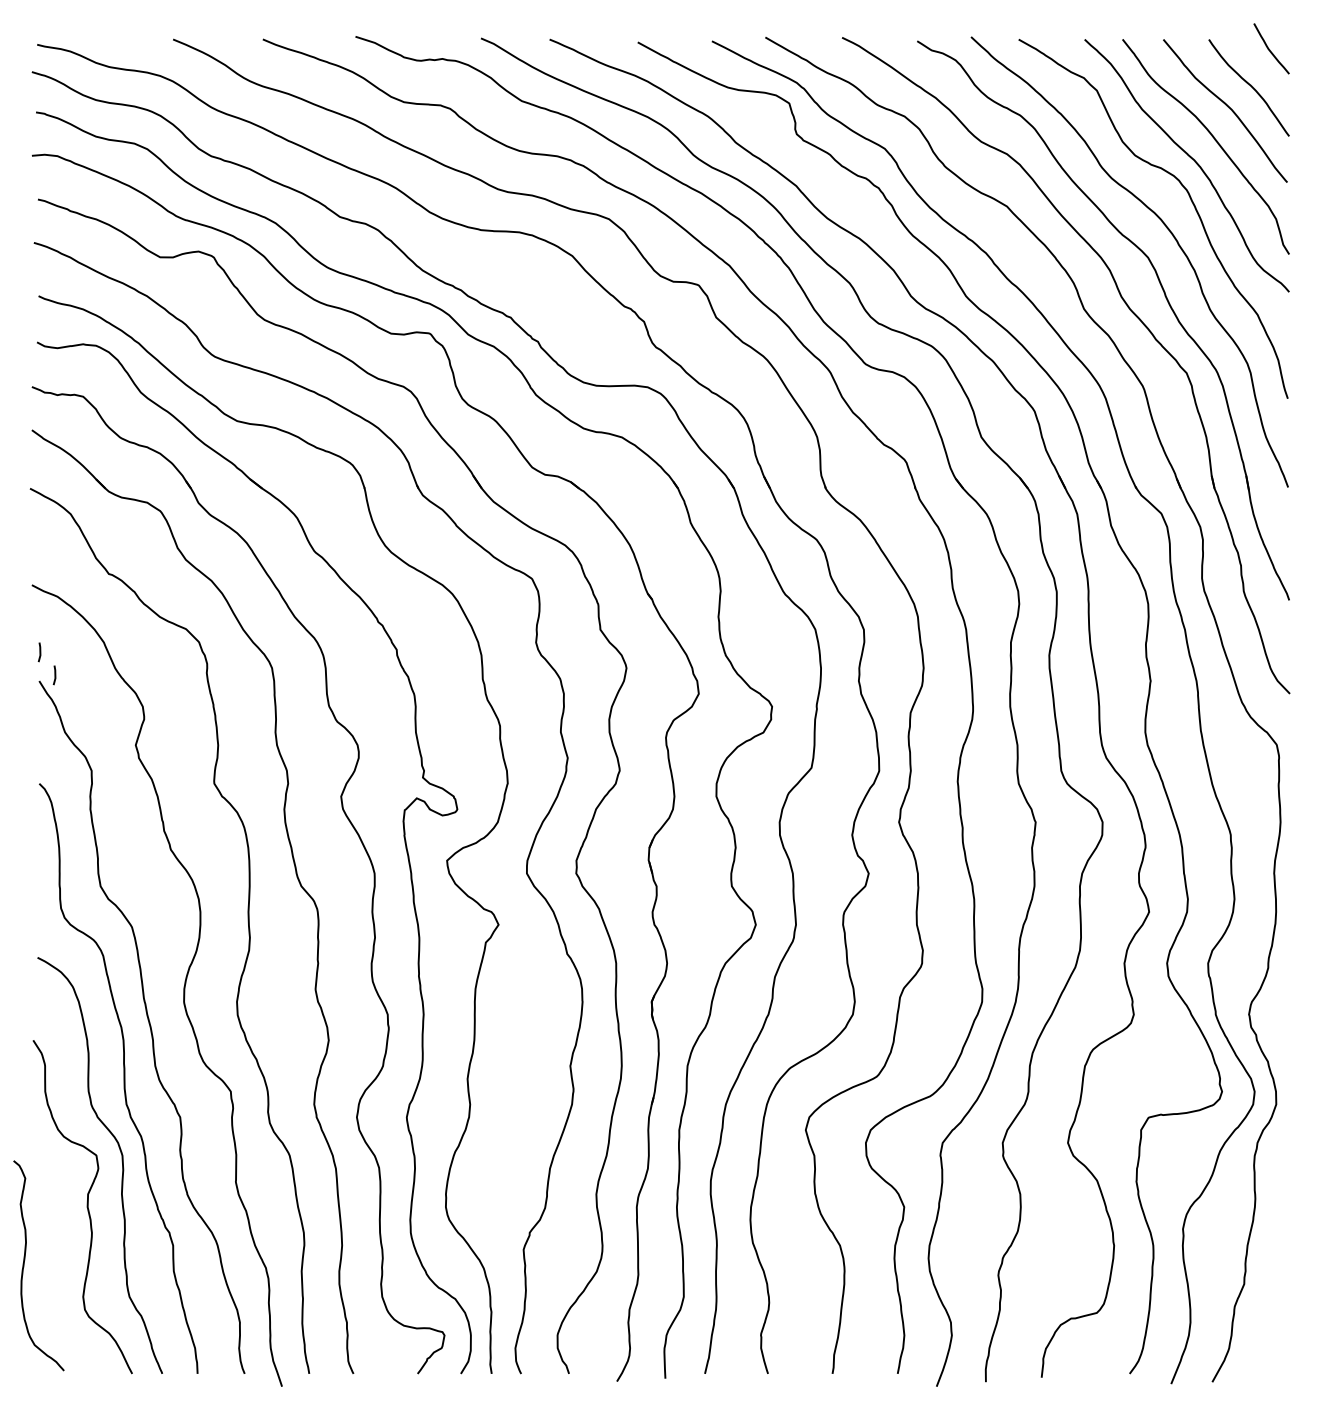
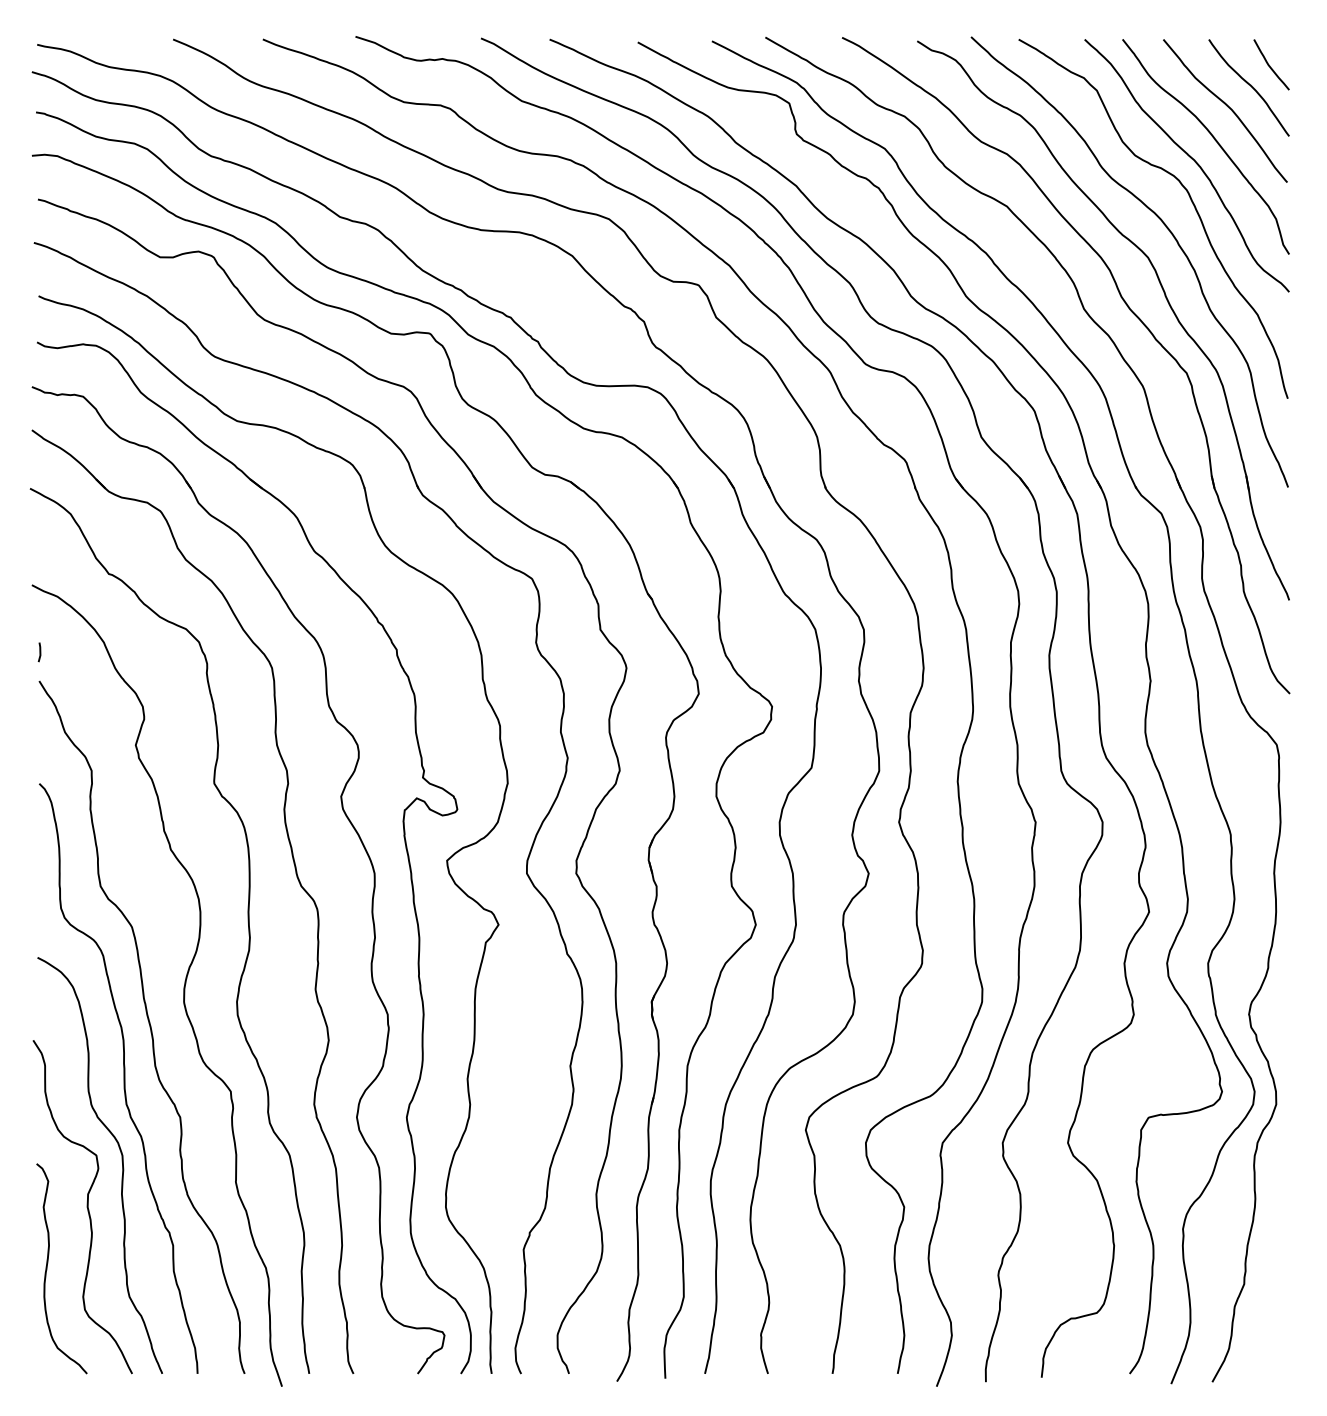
curve position: (1270, 49) -> (1270, 65) (1270, 65)
line: present -> none (54, 675)
curve position: (25, 1260) -> (48, 1263) (48, 1263)
